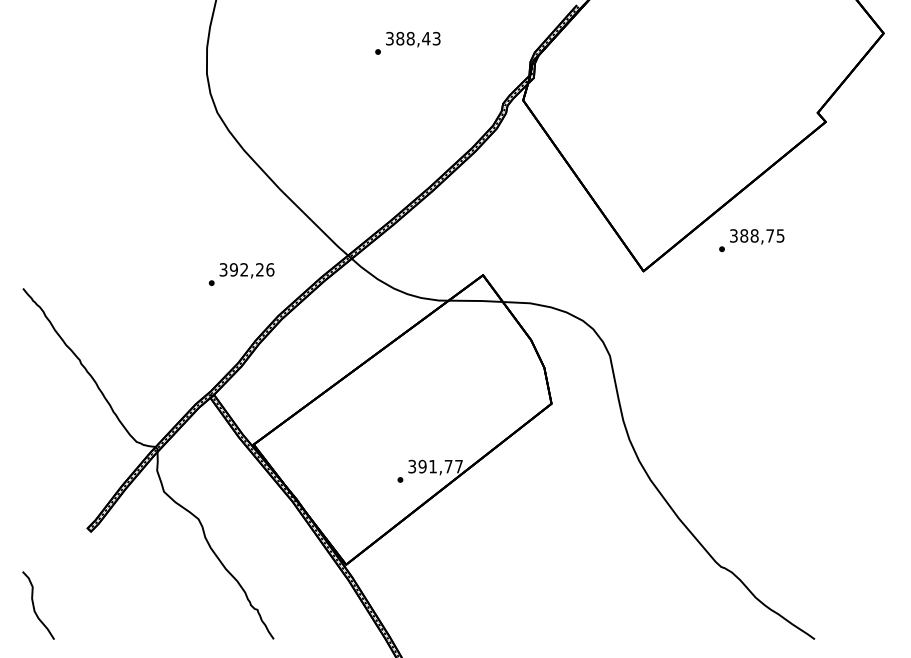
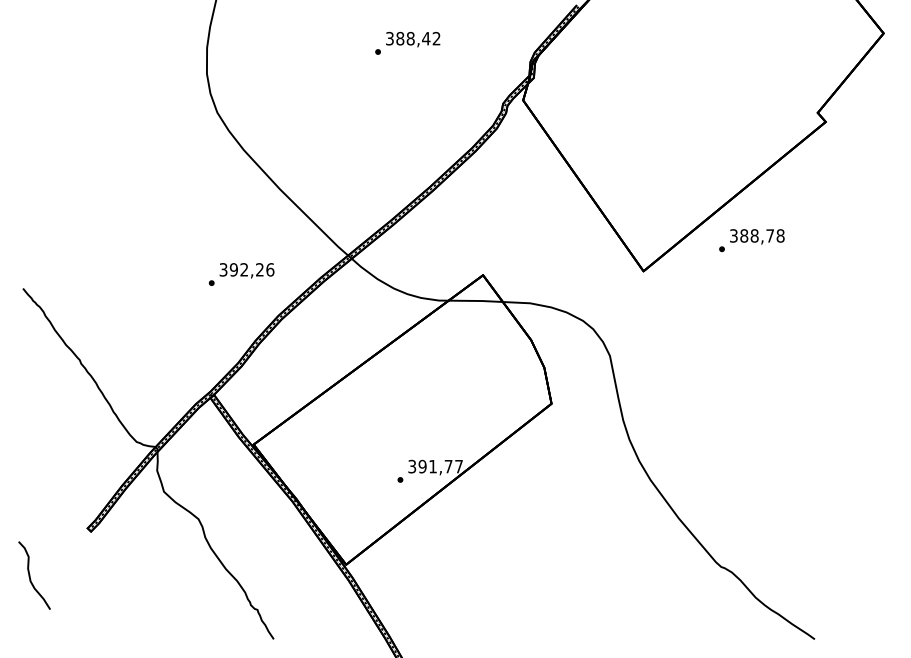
text: 388,43 -> 388,42 (436, 38)
text: 388,75 -> 388,78 (780, 235)
curve position: (34, 605) -> (30, 575) (30, 575)
